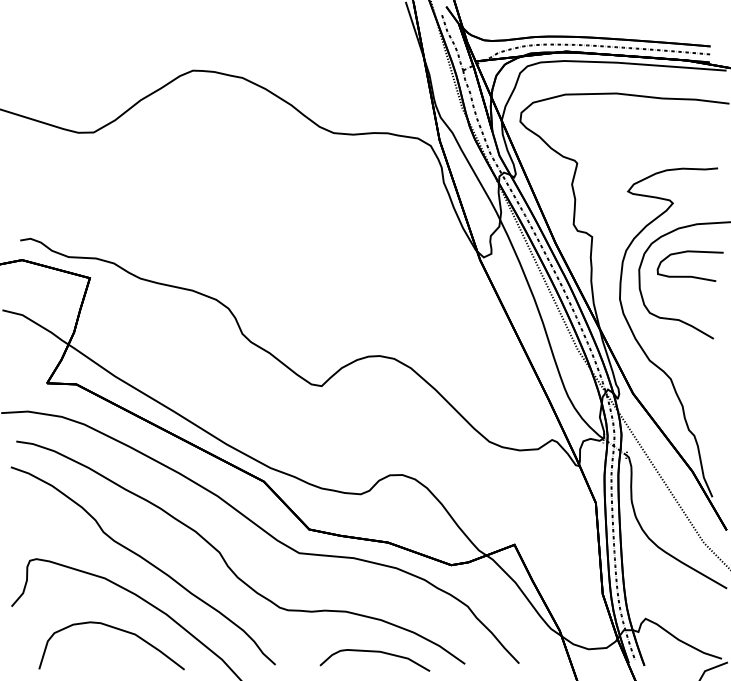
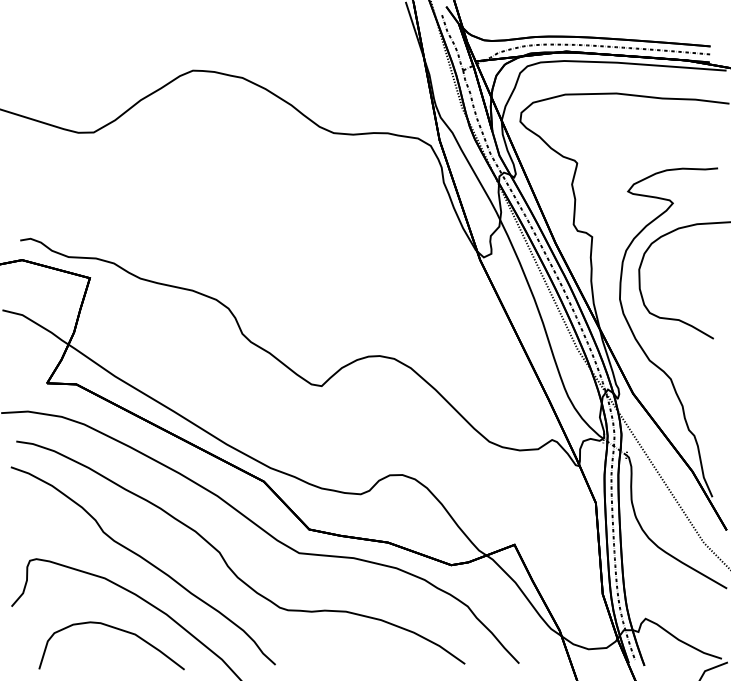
curve: present -> none (689, 275)
curve: present -> none (374, 652)
